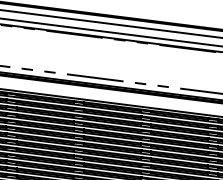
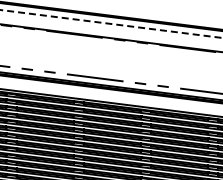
line: solid -> dashed (111, 24)
line: present -> none (110, 32)
